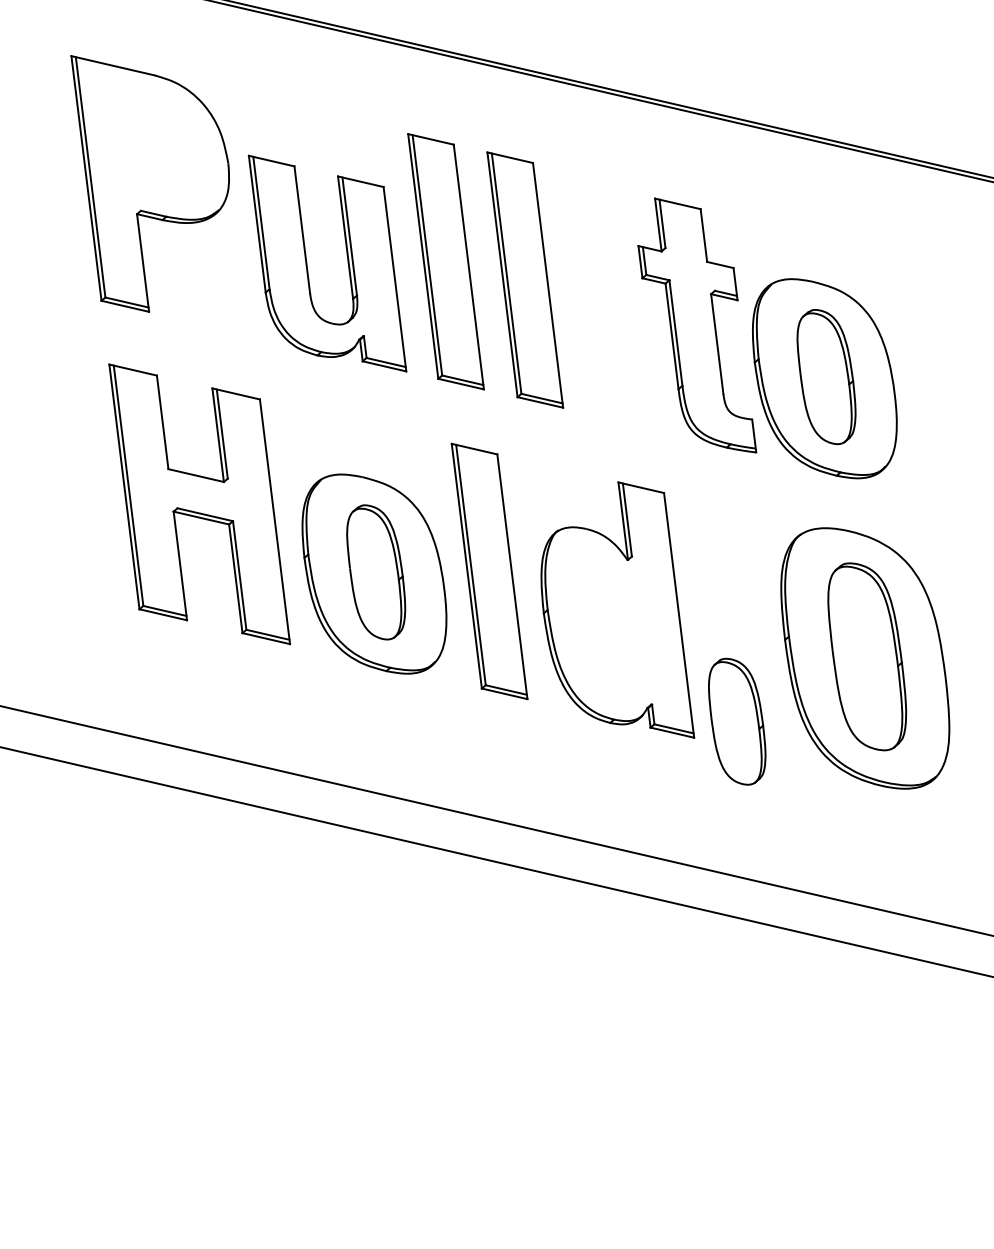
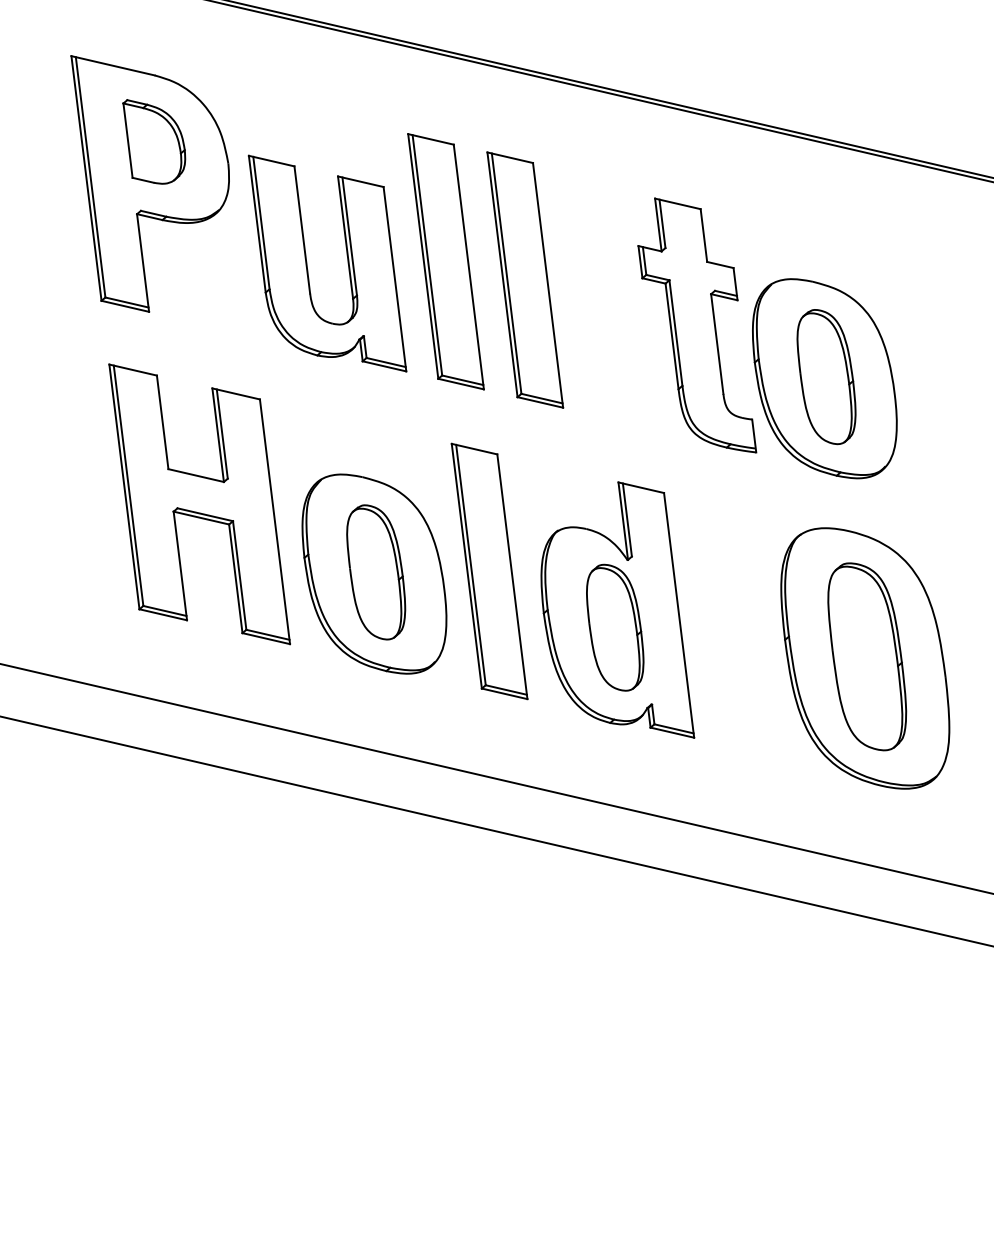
part: none -> present (154, 141)
part position: (737, 721) -> (615, 627) (615, 627)
line position: (496, 820) -> (496, 778) (496, 778)
line position: (496, 861) -> (496, 831) (496, 831)
